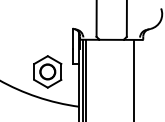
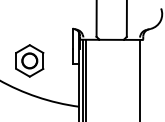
part position: (47, 71) -> (29, 60) (29, 60)
line position: (133, 78) -> (139, 78) (139, 78)
